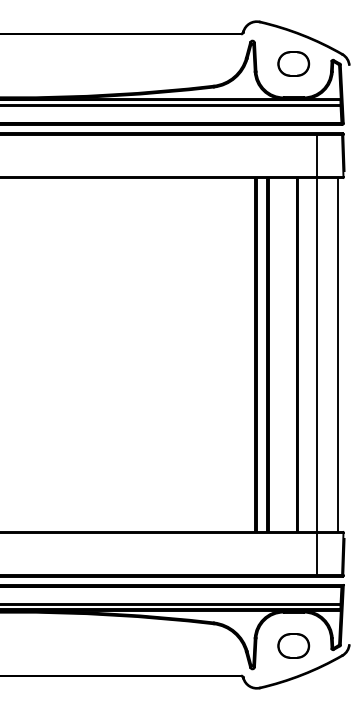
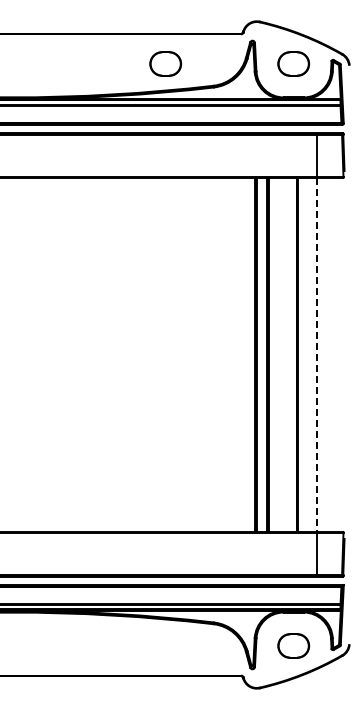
part: none -> present (165, 63)
line: solid -> dashed (316, 354)
line: present -> none (337, 354)
